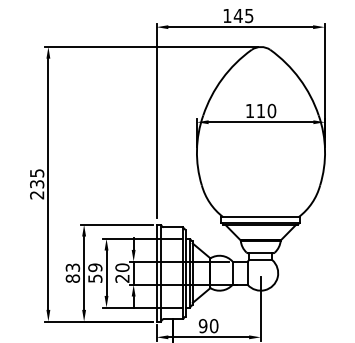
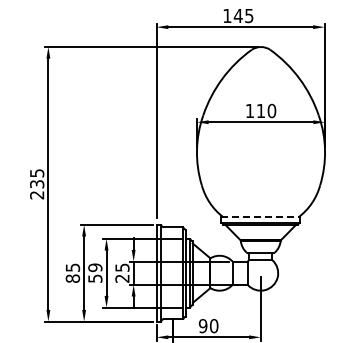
line: solid -> dashed (260, 217)
text: 83 -> 85 (72, 267)
text: 20 -> 25 (122, 267)
